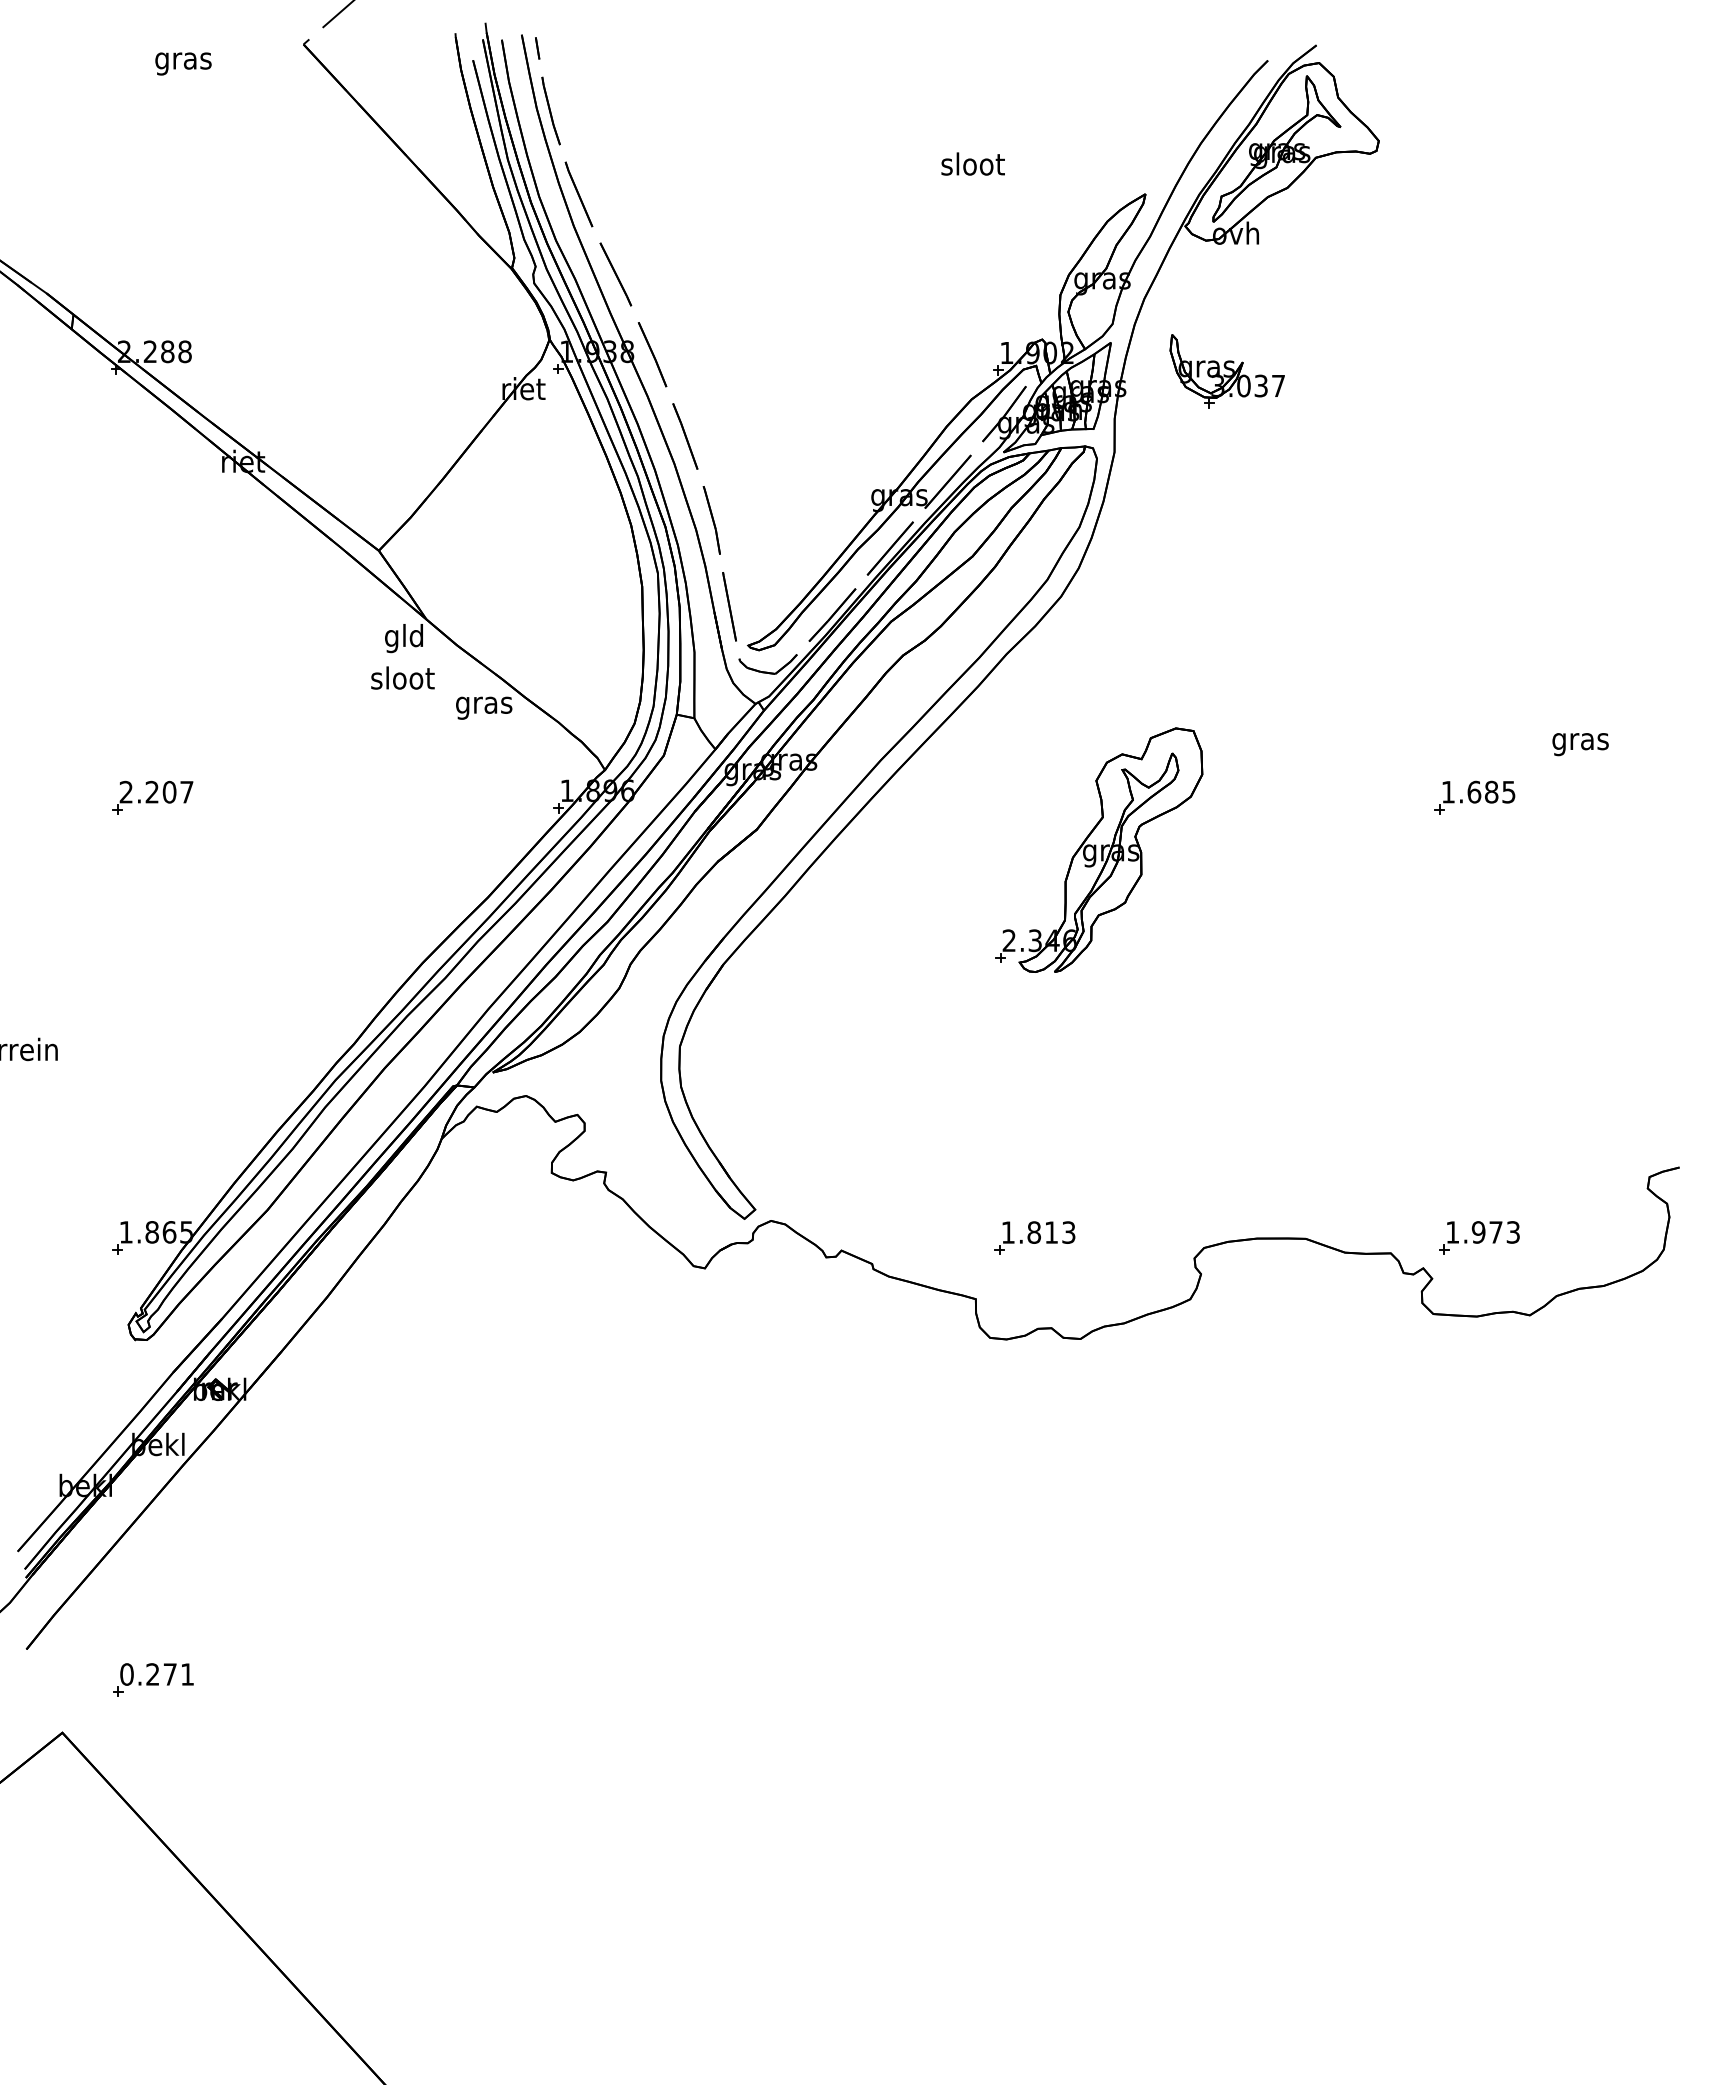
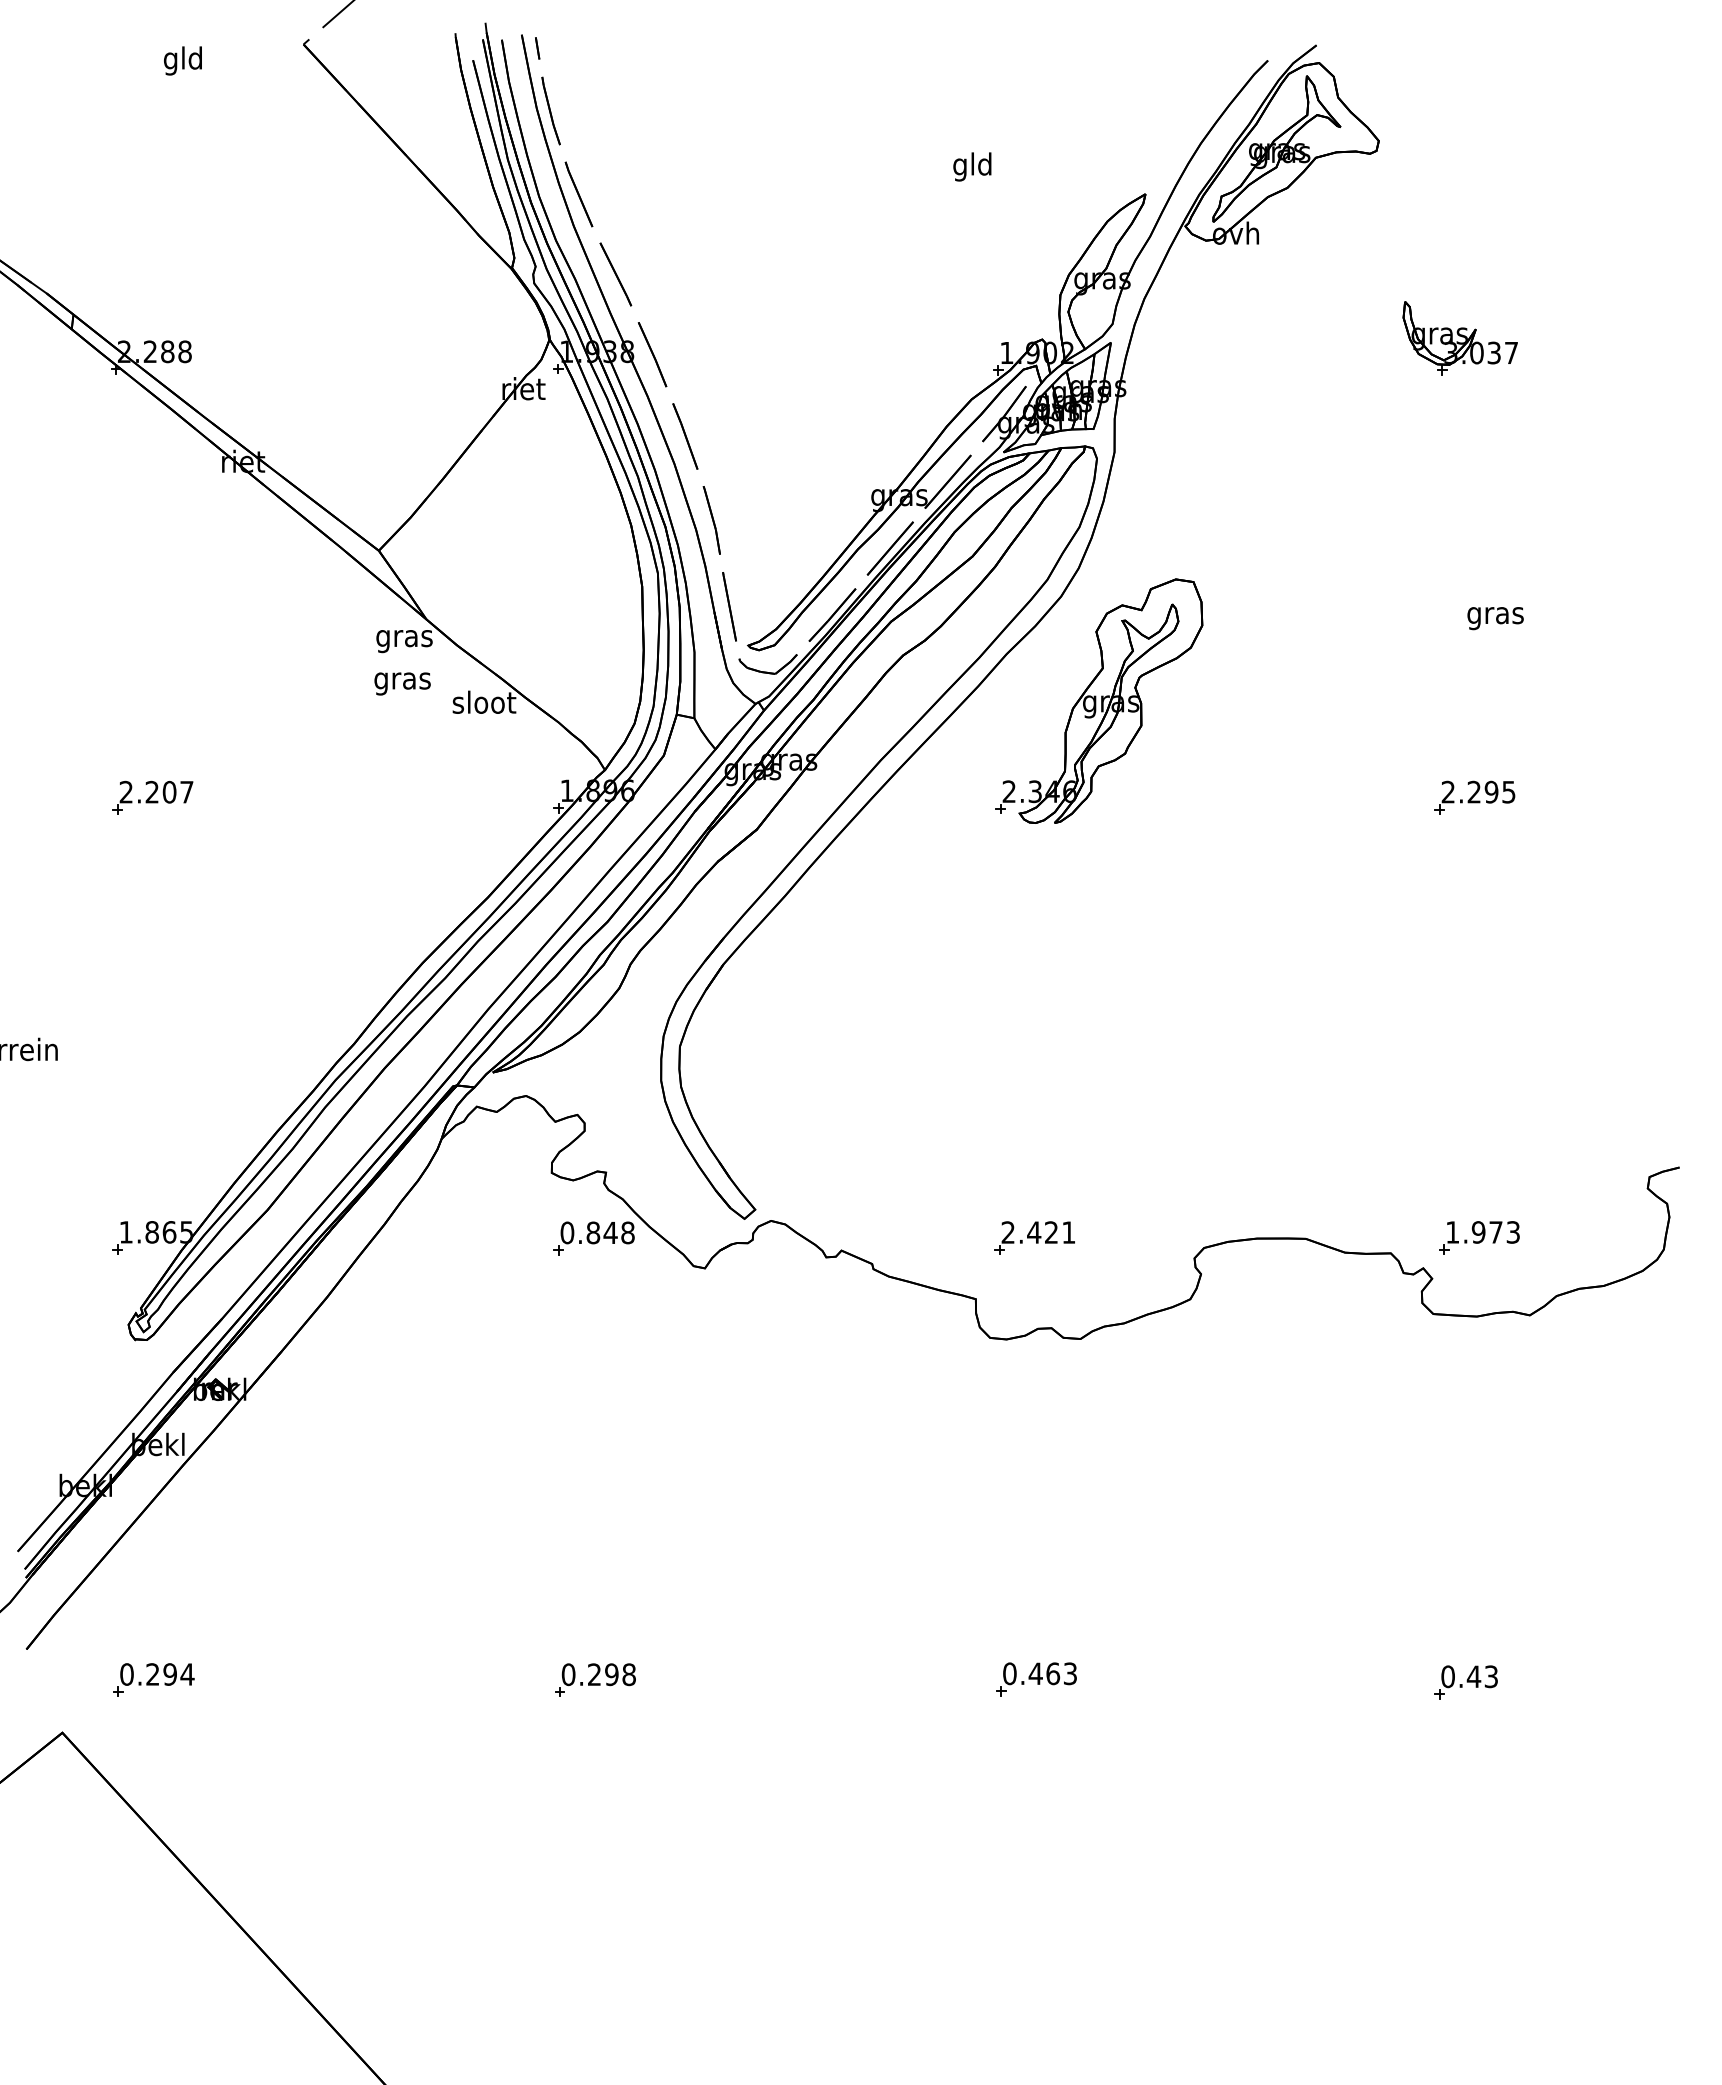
text: gras -> gld (183, 60)
text: sloot -> gld (972, 166)
part position: (1226, 371) -> (1459, 338) (1459, 338)
text: gld -> gras (404, 638)
text: sloot -> gras (402, 680)
text: gras -> sloot (484, 704)
text position: (1580, 744) -> (1495, 618) (1495, 618)
text: 1.685 -> 2.295 (1469, 791)
part position: (1099, 849) -> (1099, 700) (1099, 700)
text: 1.813 -> 2.421 (1038, 1232)
part: none -> present (593, 1238)
text: 0.271 -> 0.294 (178, 1674)
part: none -> present (595, 1679)
part: none -> present (1036, 1679)
part: none -> present (1465, 1682)
